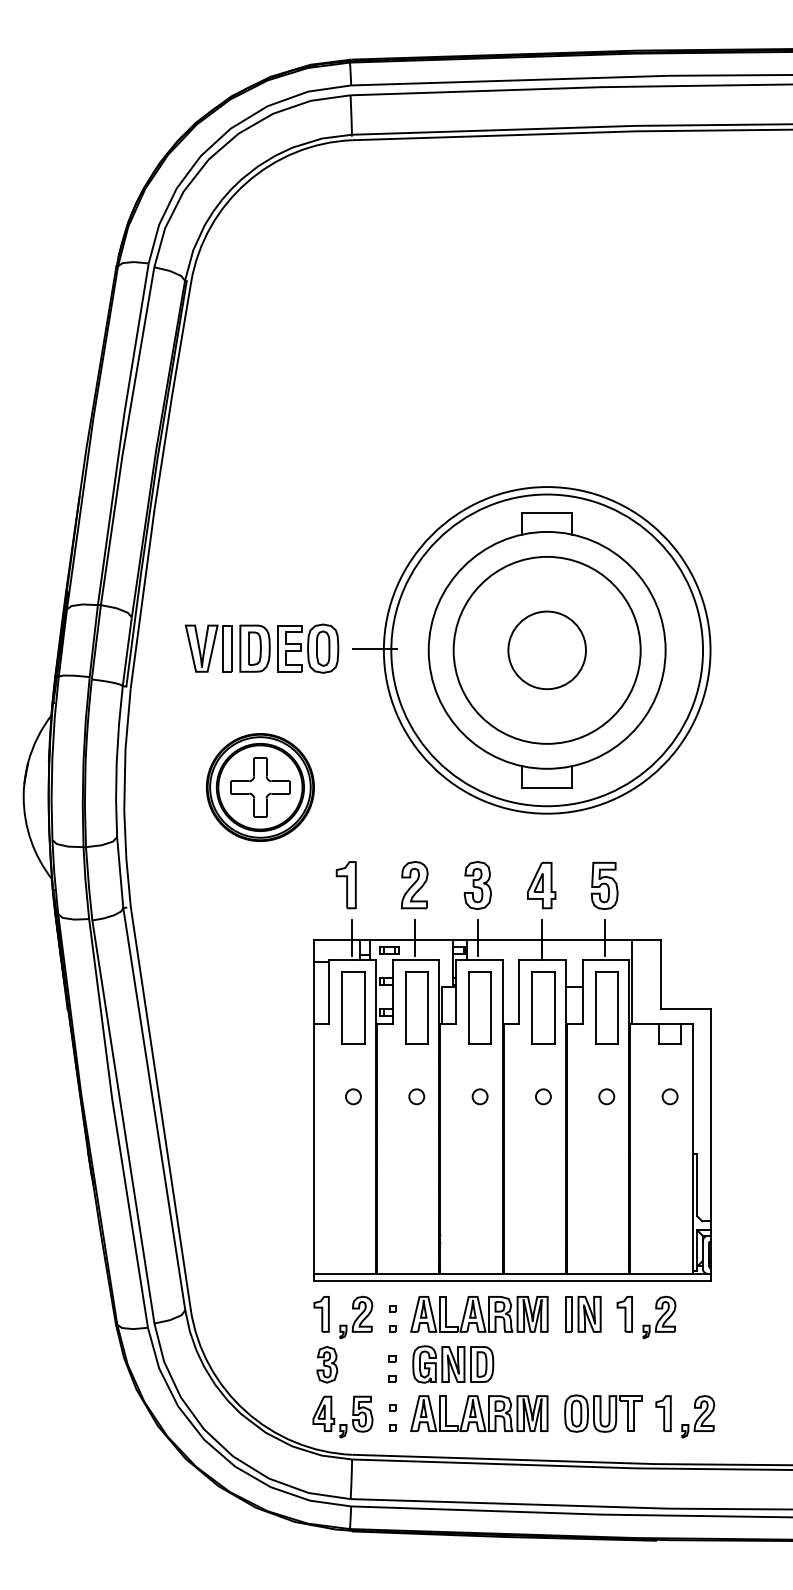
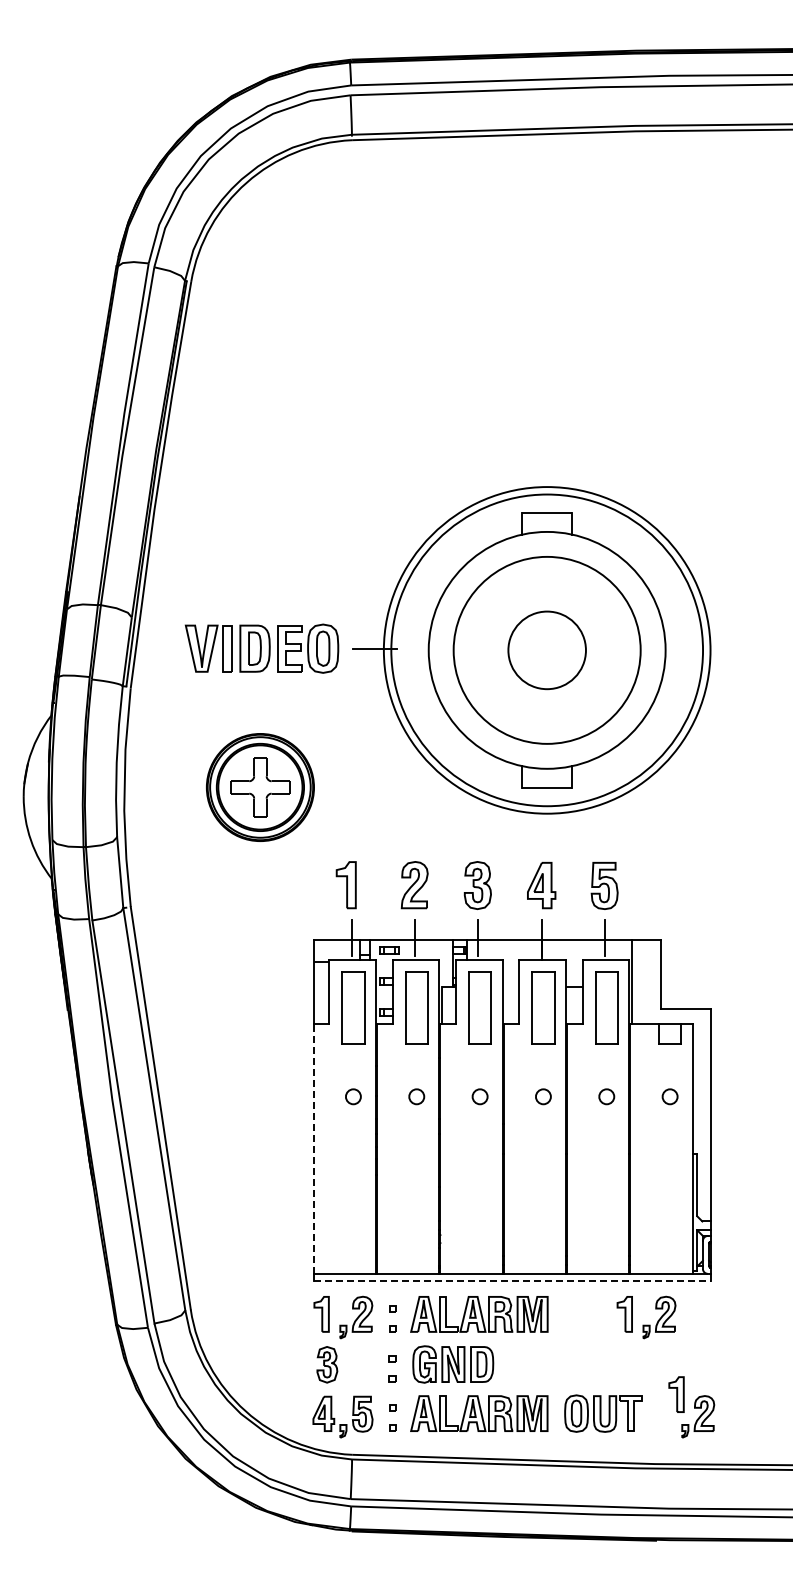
line: solid -> dashed (313, 1149)
line: solid -> dashed (512, 1281)
part: present -> none (583, 1314)
part position: (663, 1413) -> (676, 1394) (676, 1394)
